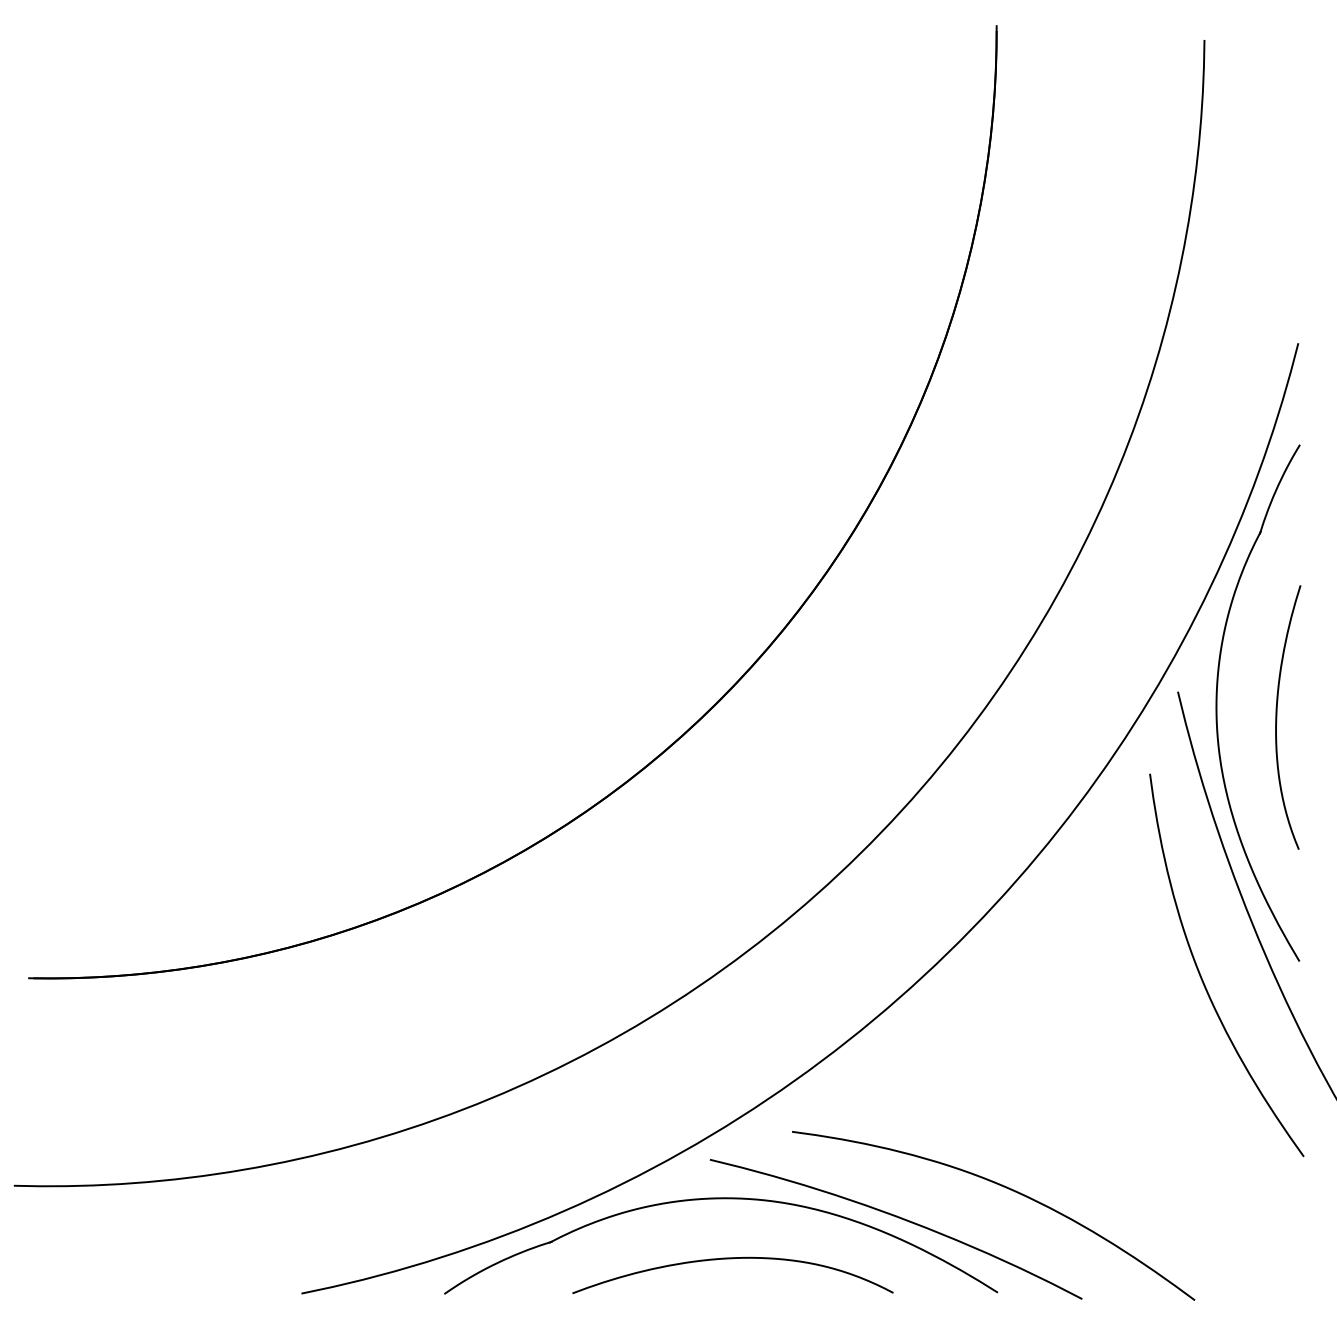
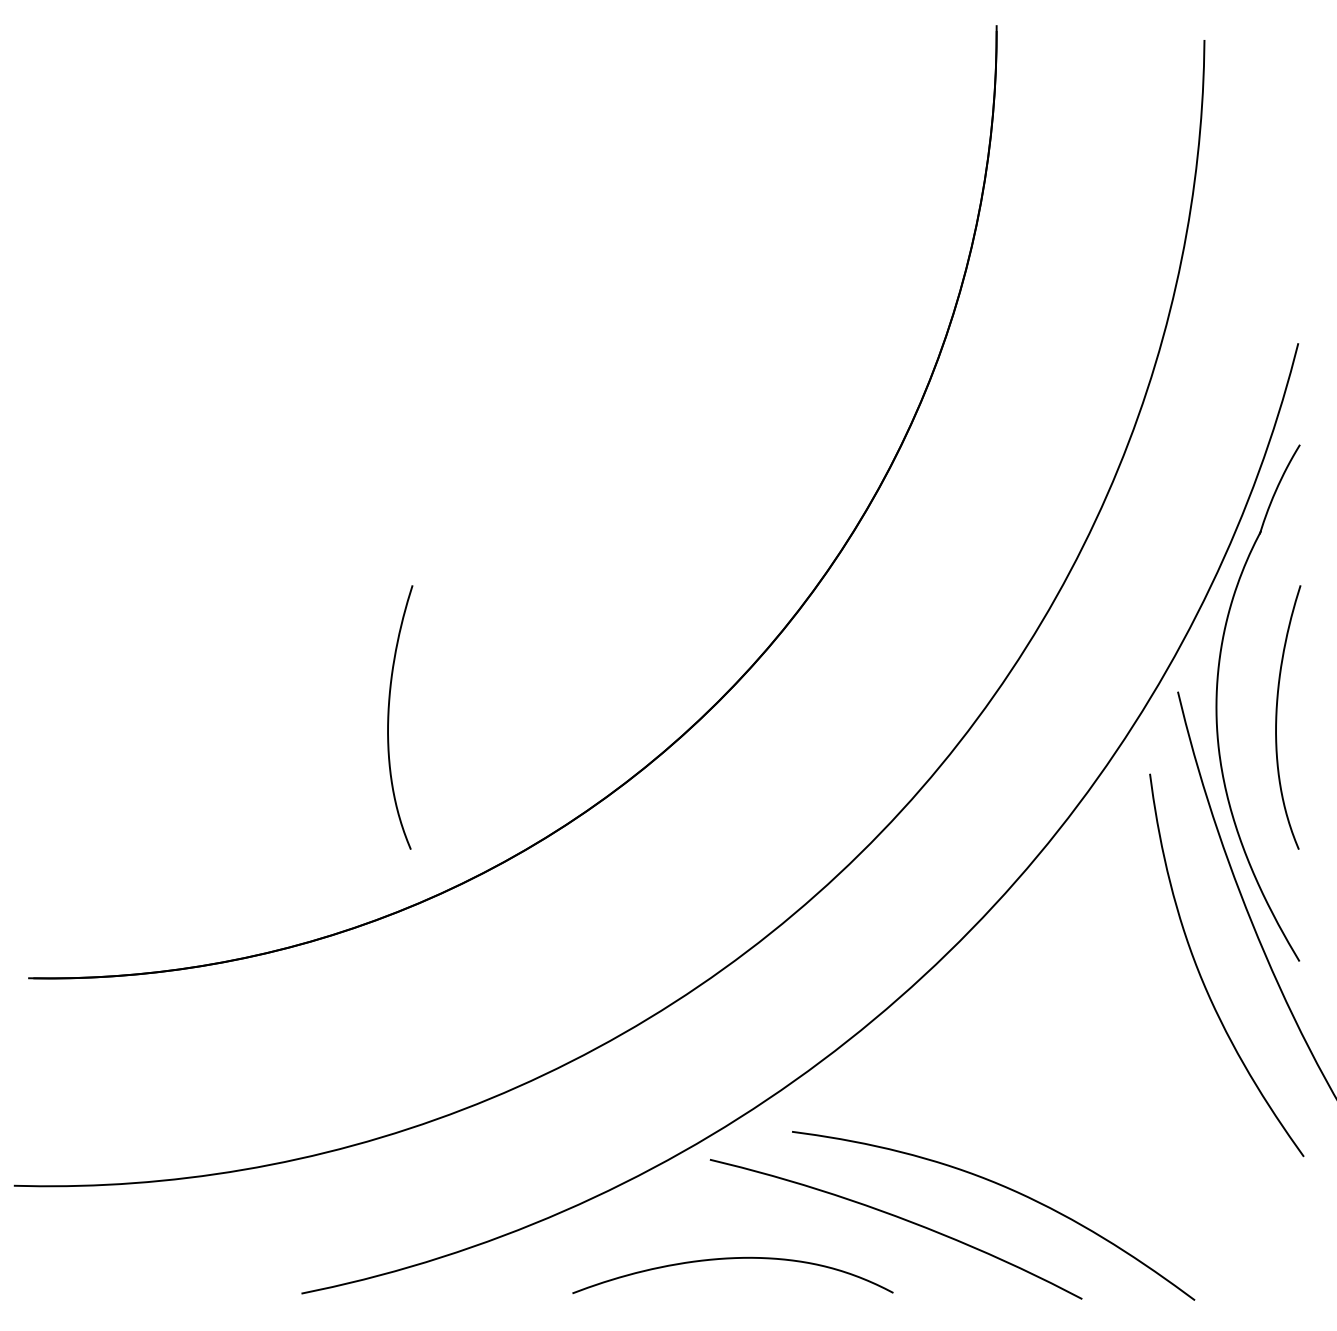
curve: none -> present (389, 717)
part: present -> none (721, 1199)
